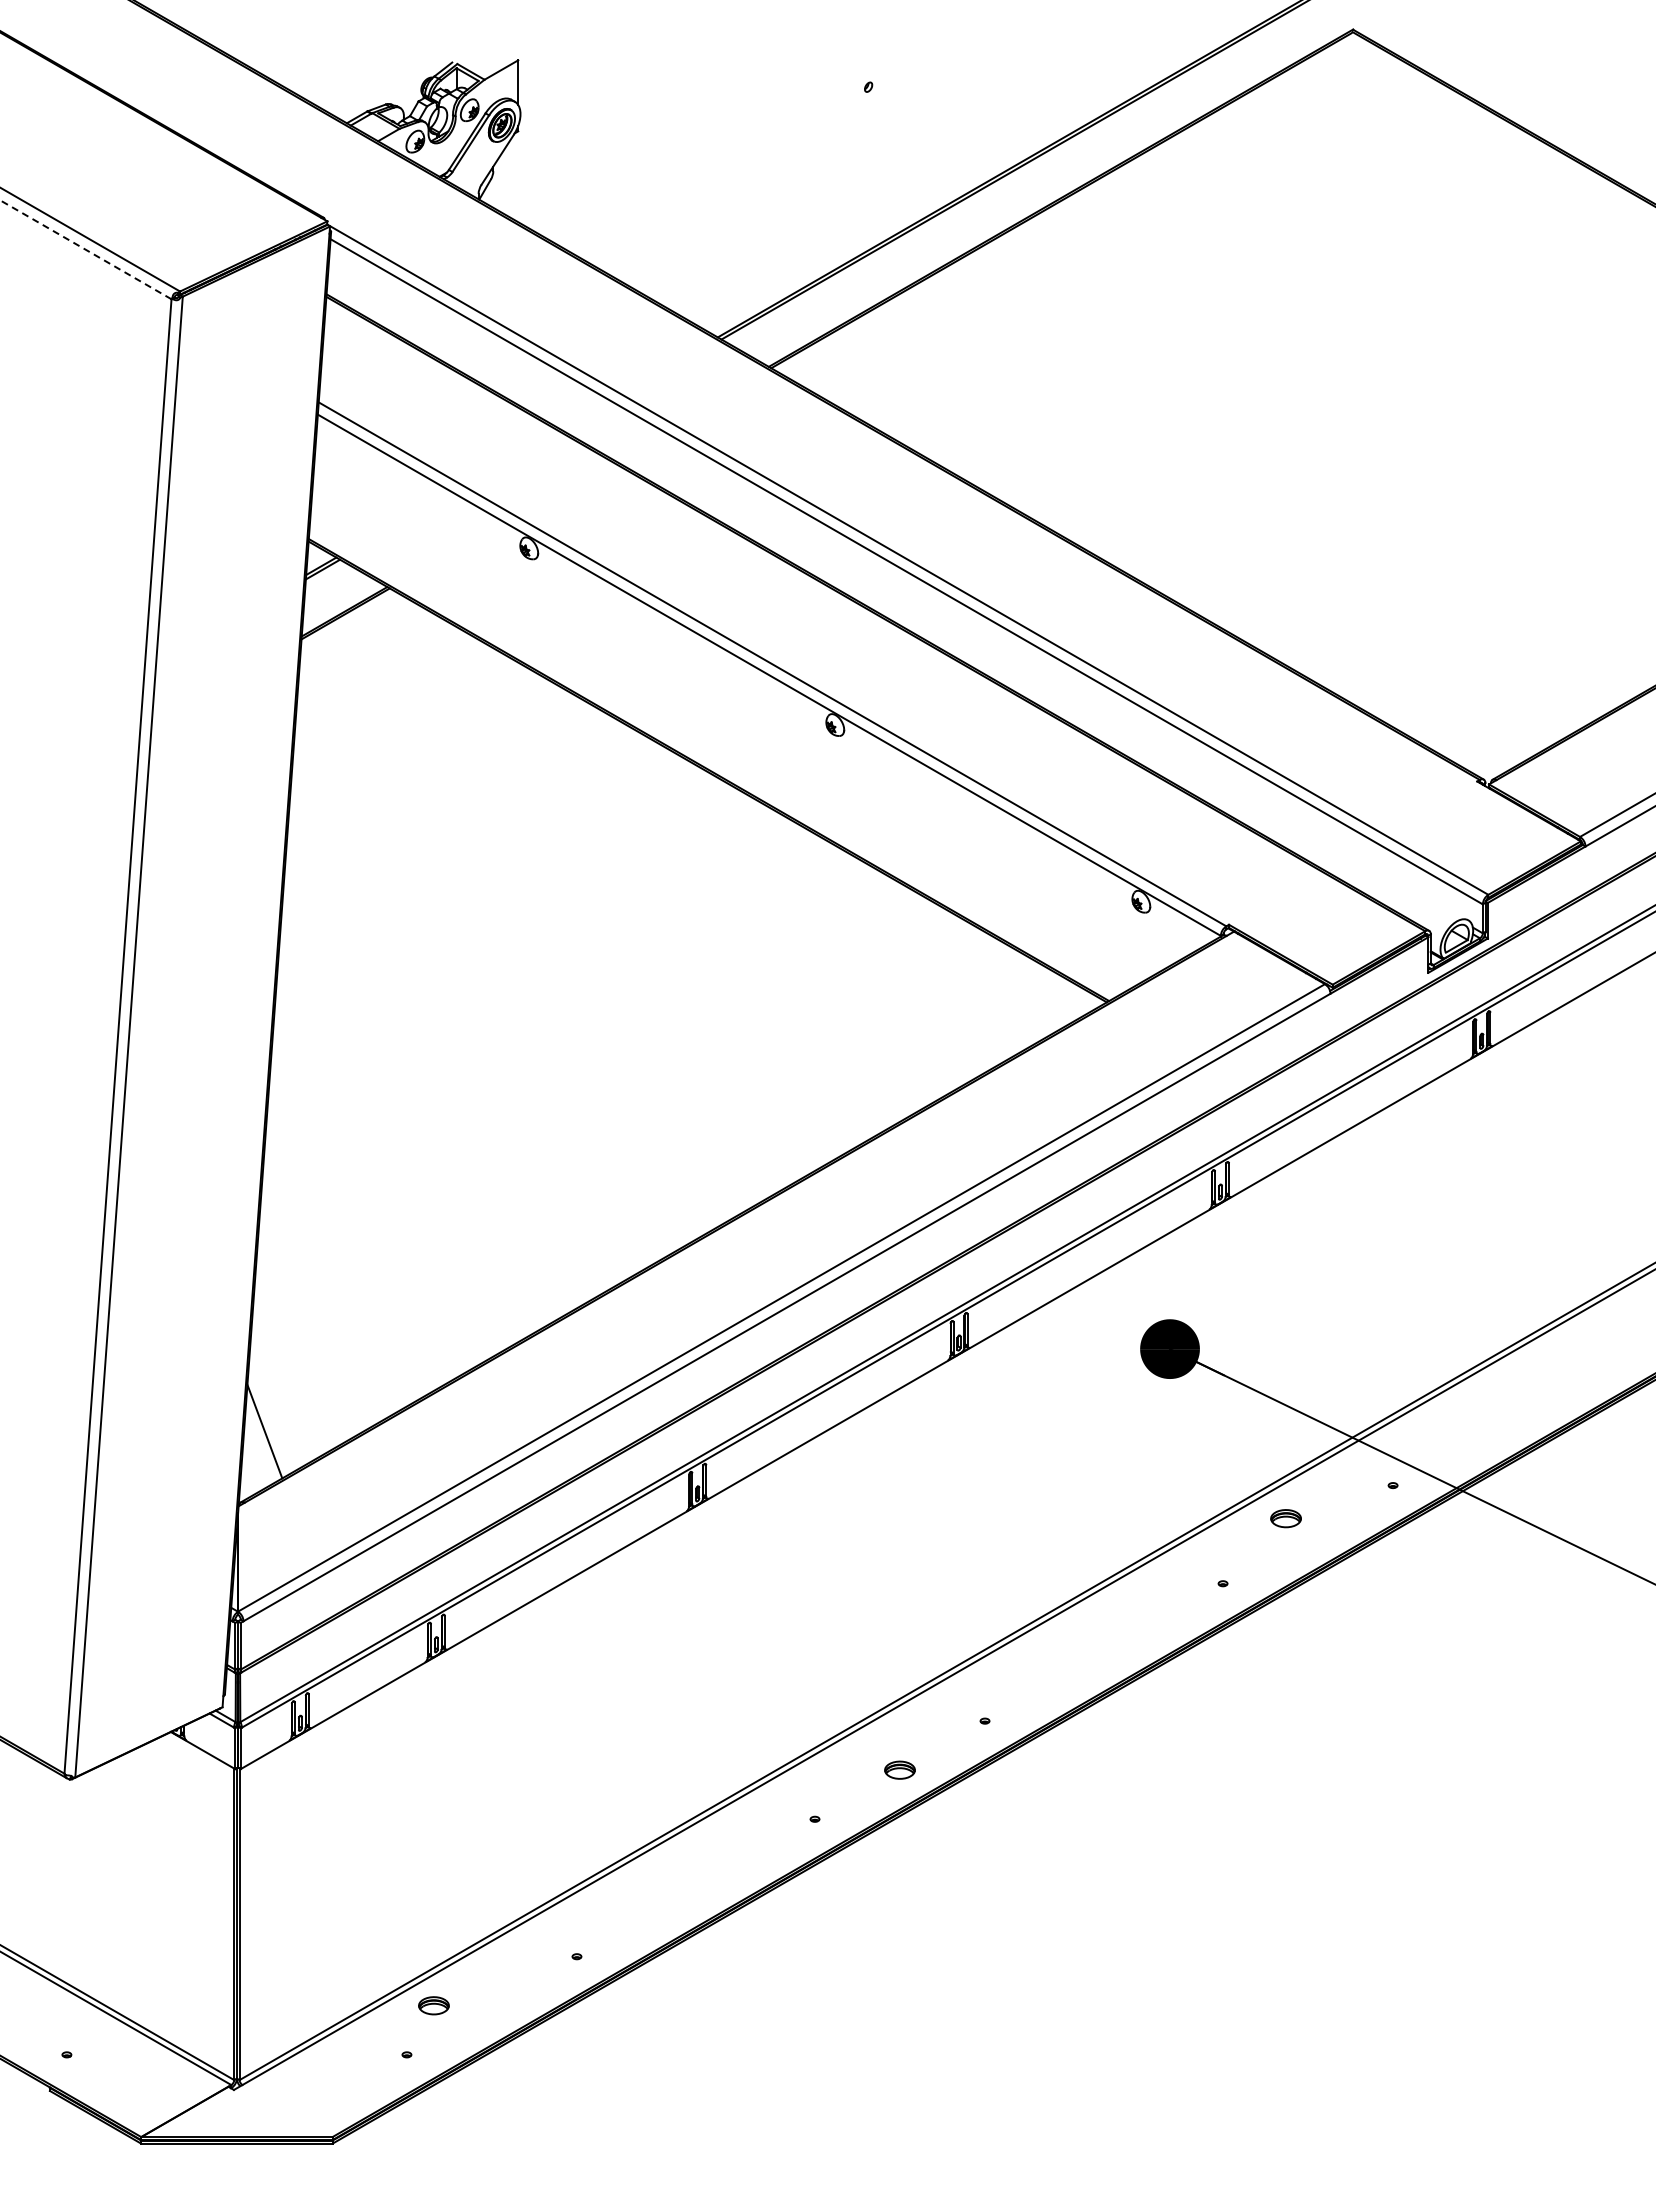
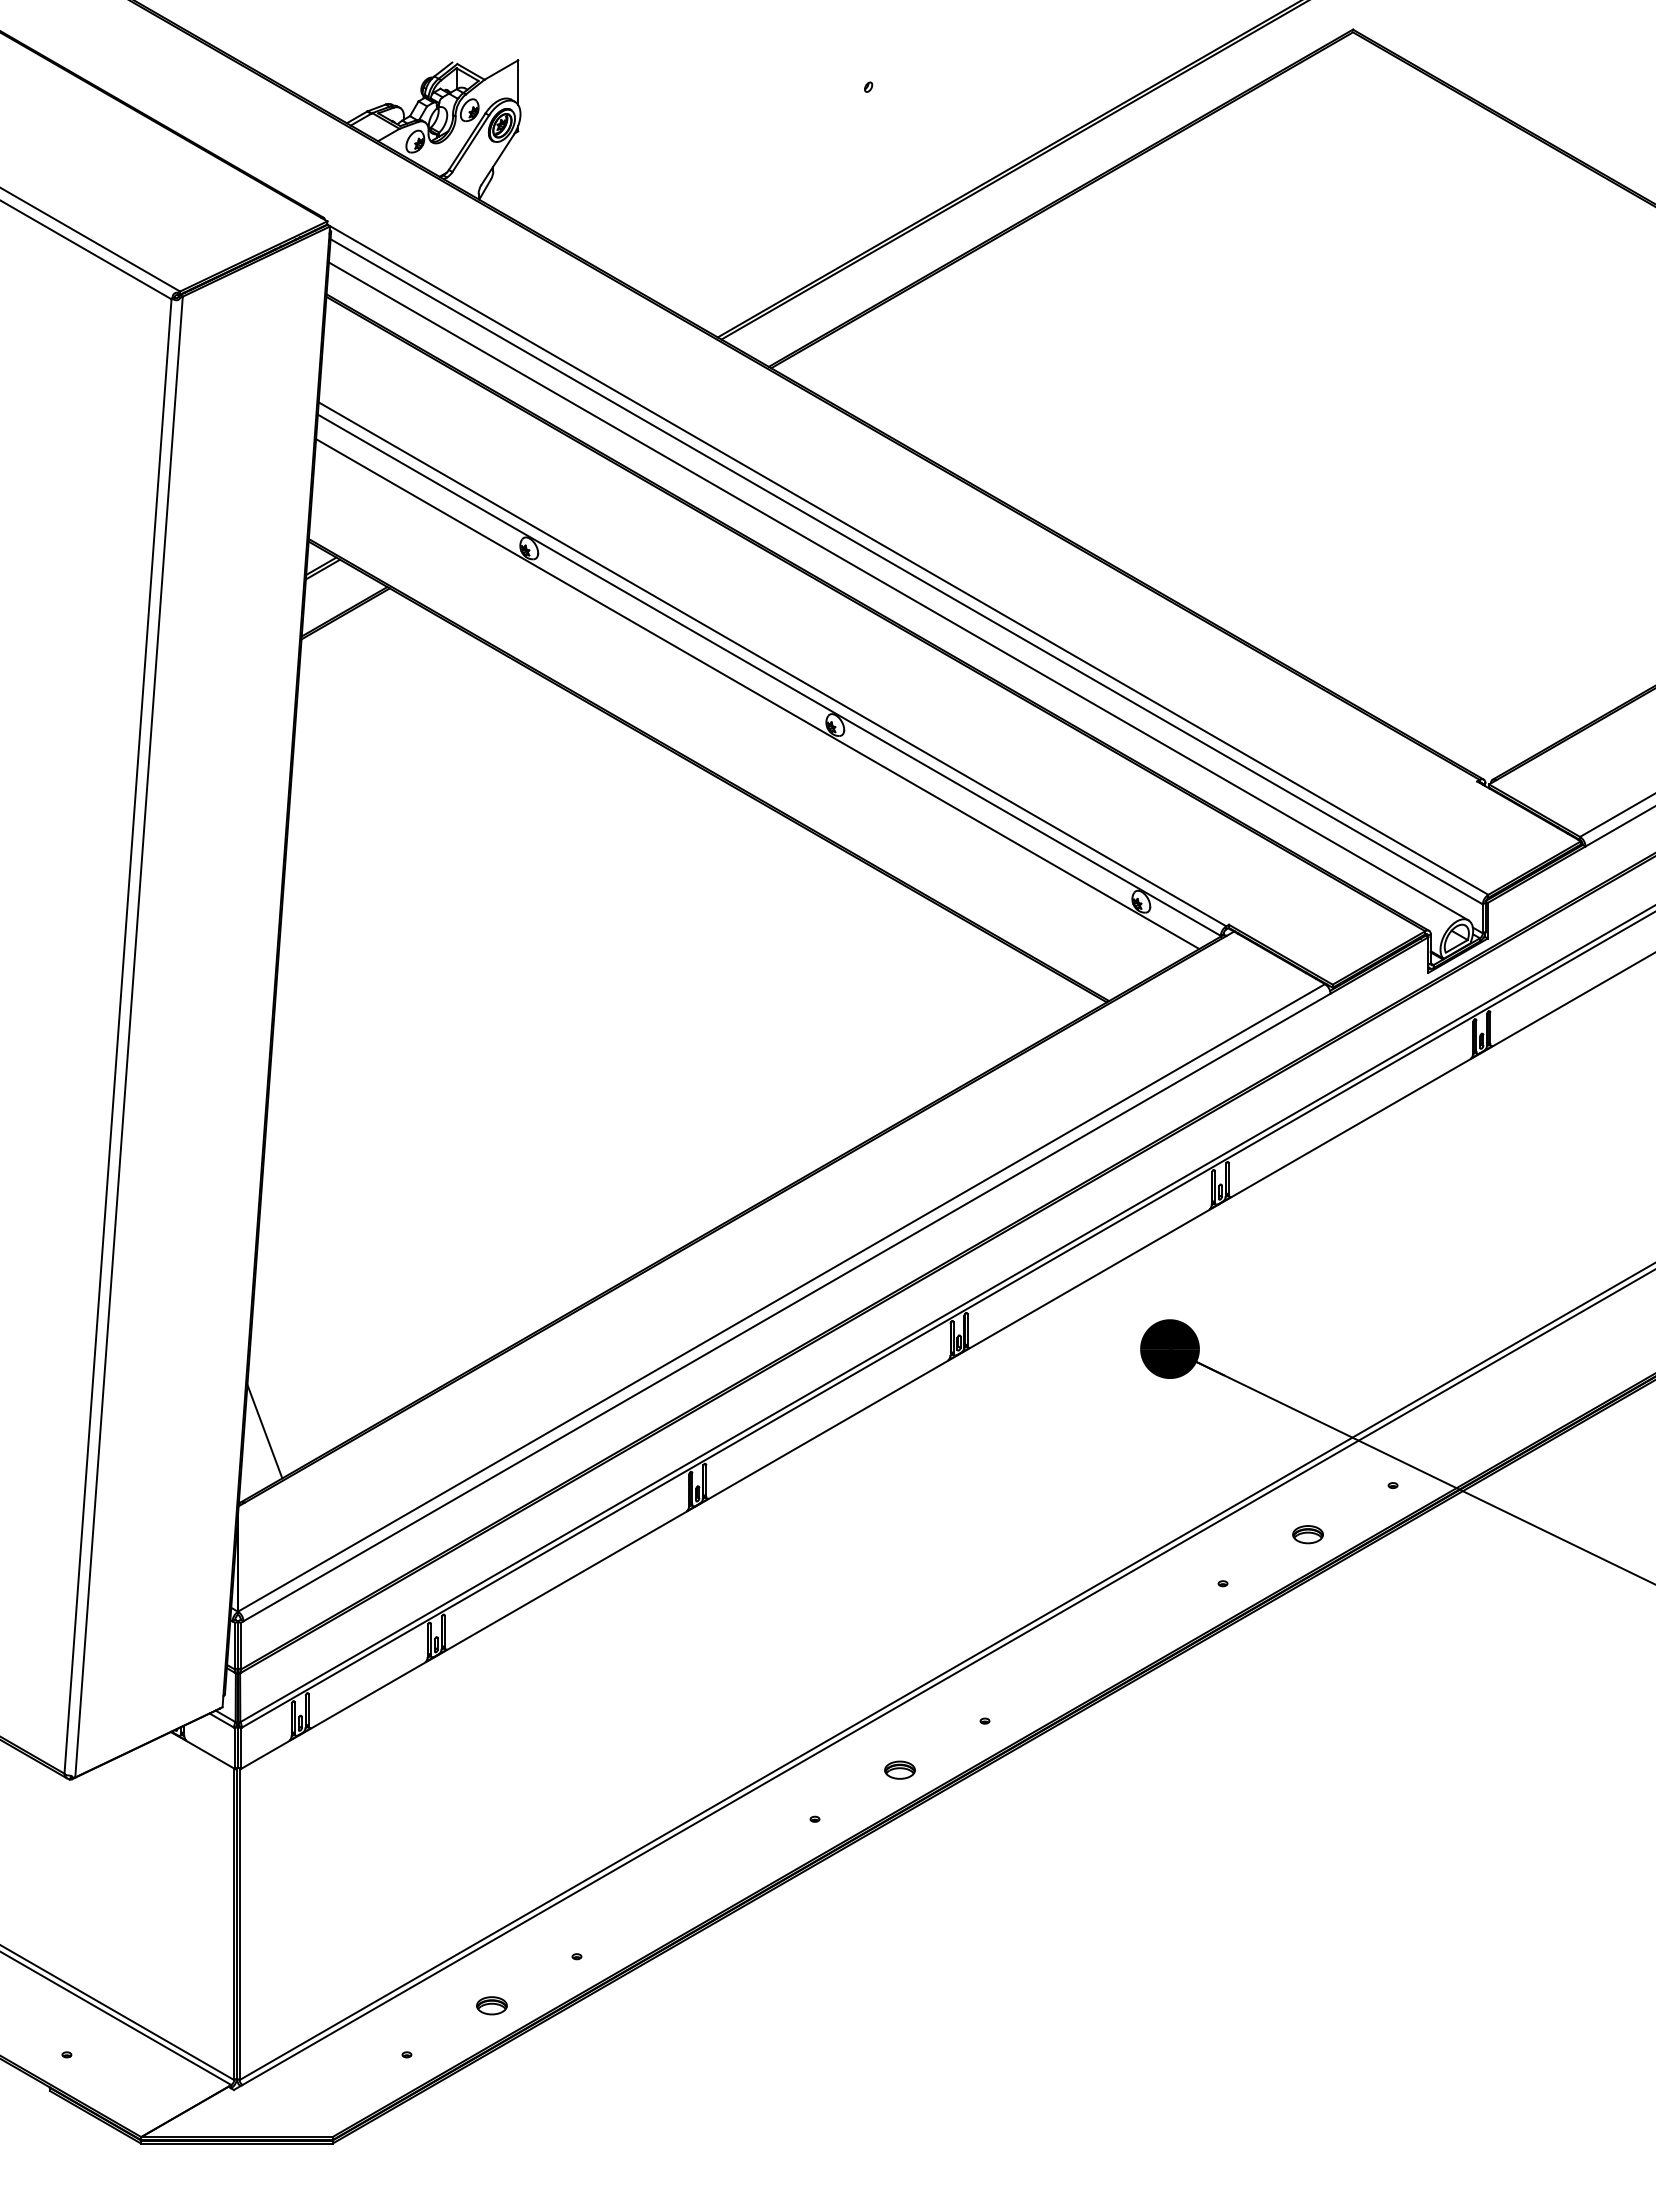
line: dashed -> solid (85, 249)
line: none -> present (898, 591)
line: none -> present (757, 694)
part position: (1285, 1518) -> (1307, 1534) (1307, 1534)
part position: (433, 2005) -> (491, 2005) (491, 2005)
